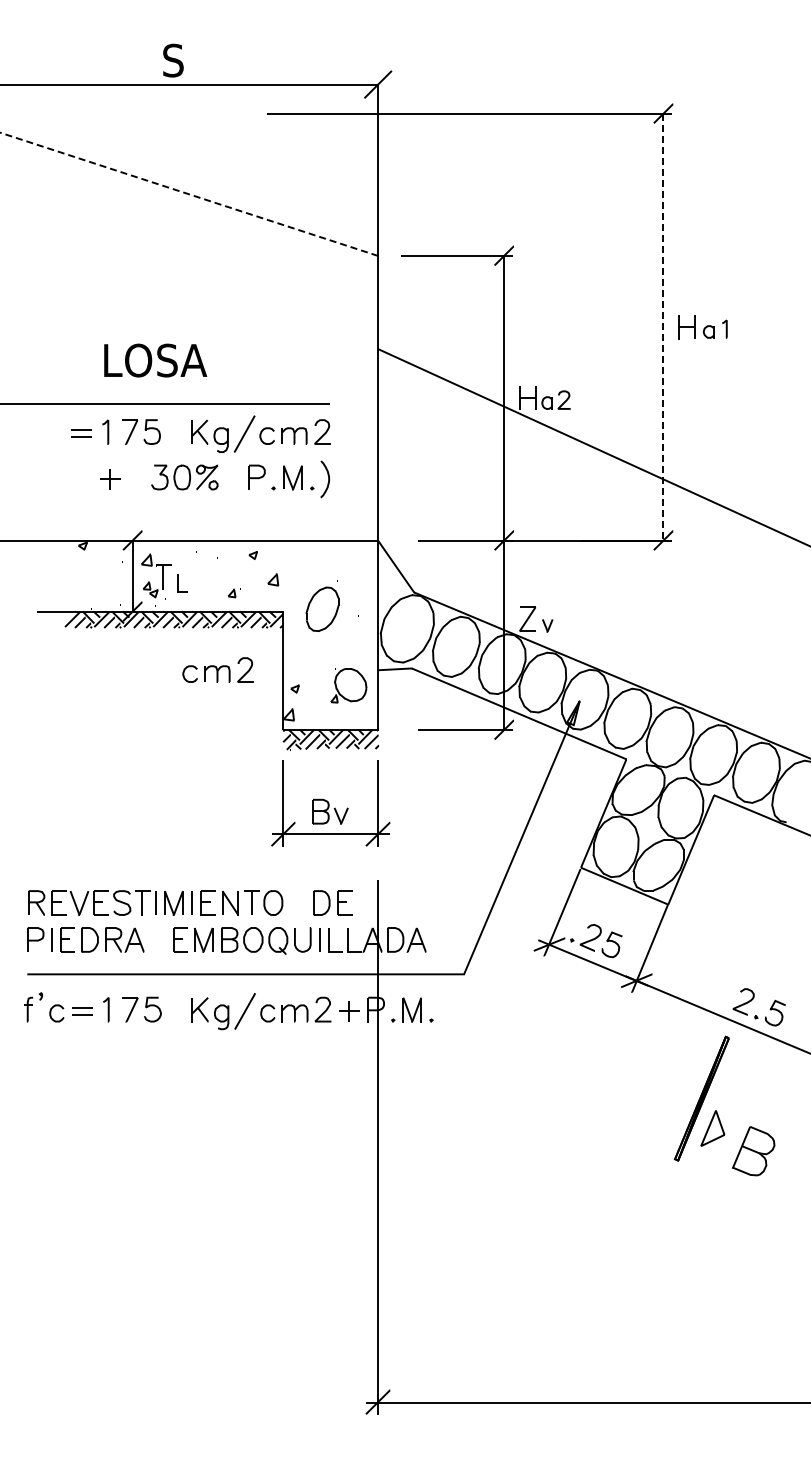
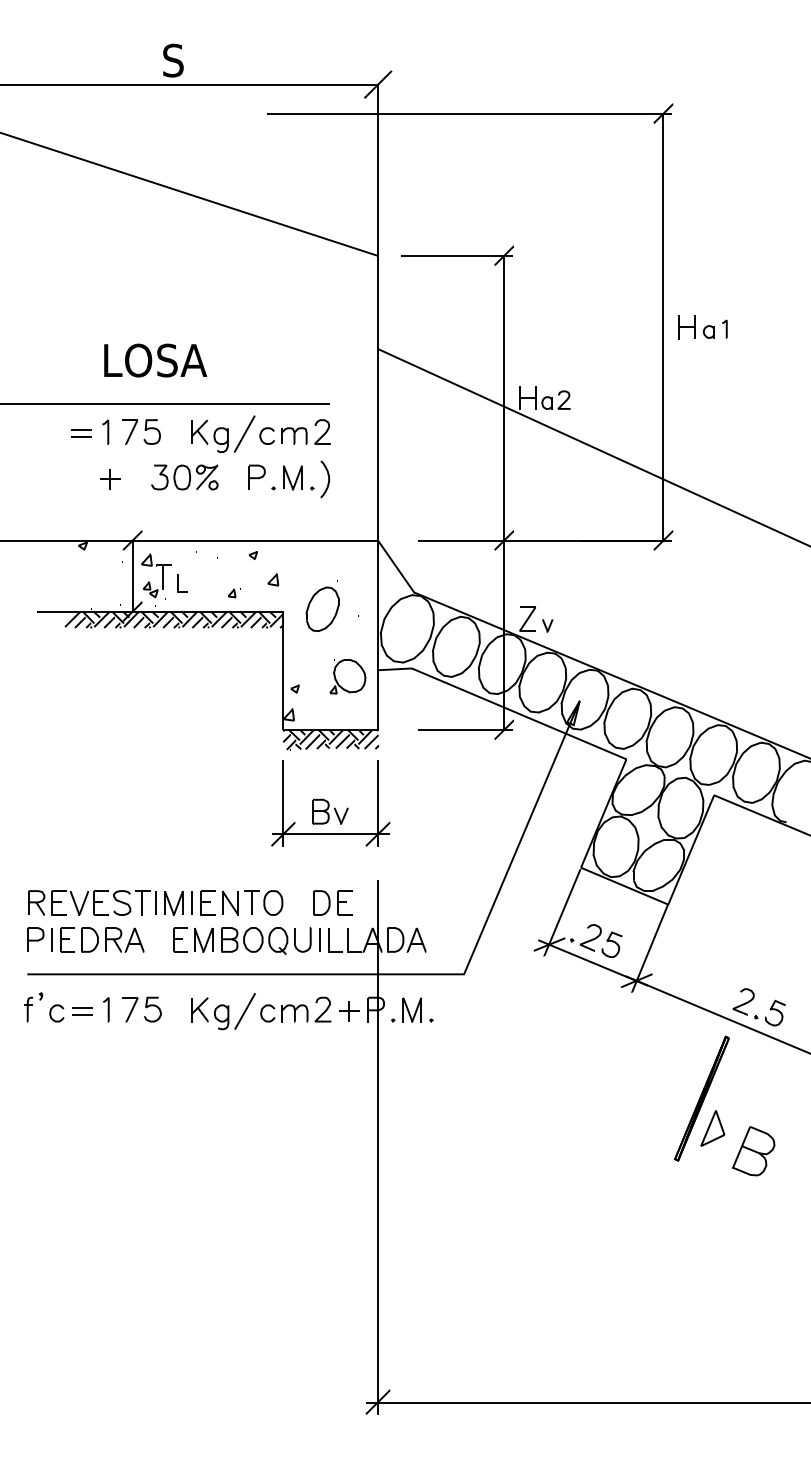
line: dashed -> solid (189, 194)
line: dashed -> solid (663, 328)
part: present -> none (217, 669)
part position: (348, 685) -> (347, 676) (347, 676)
